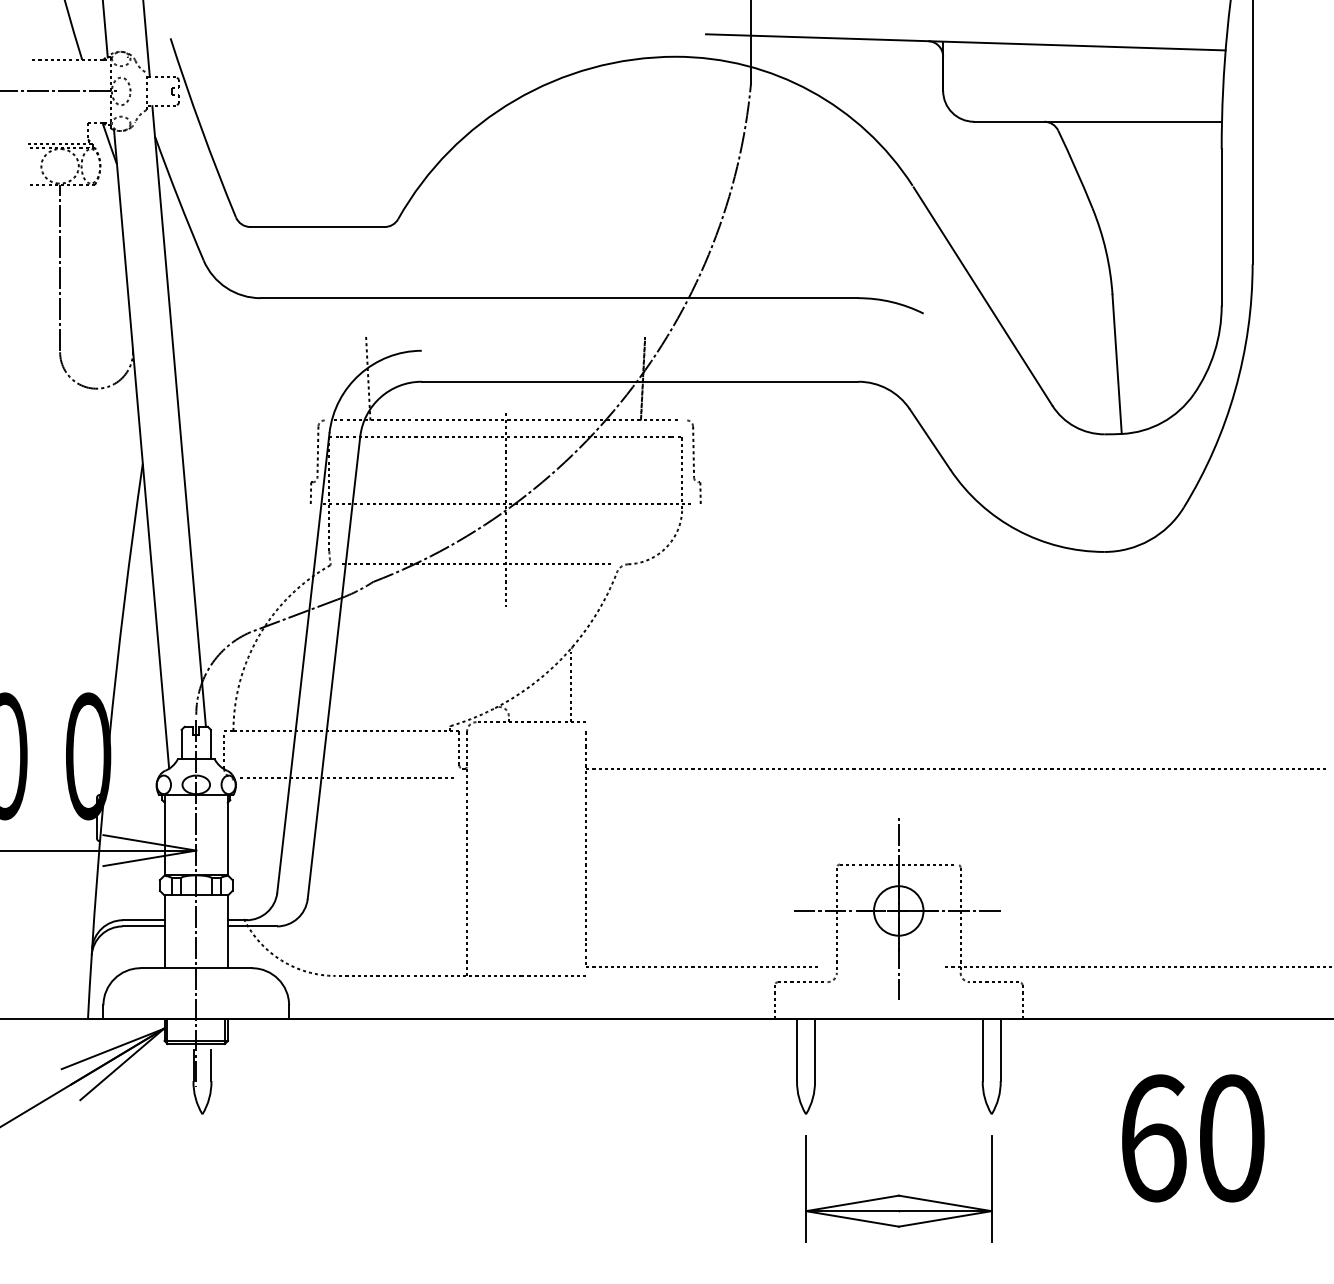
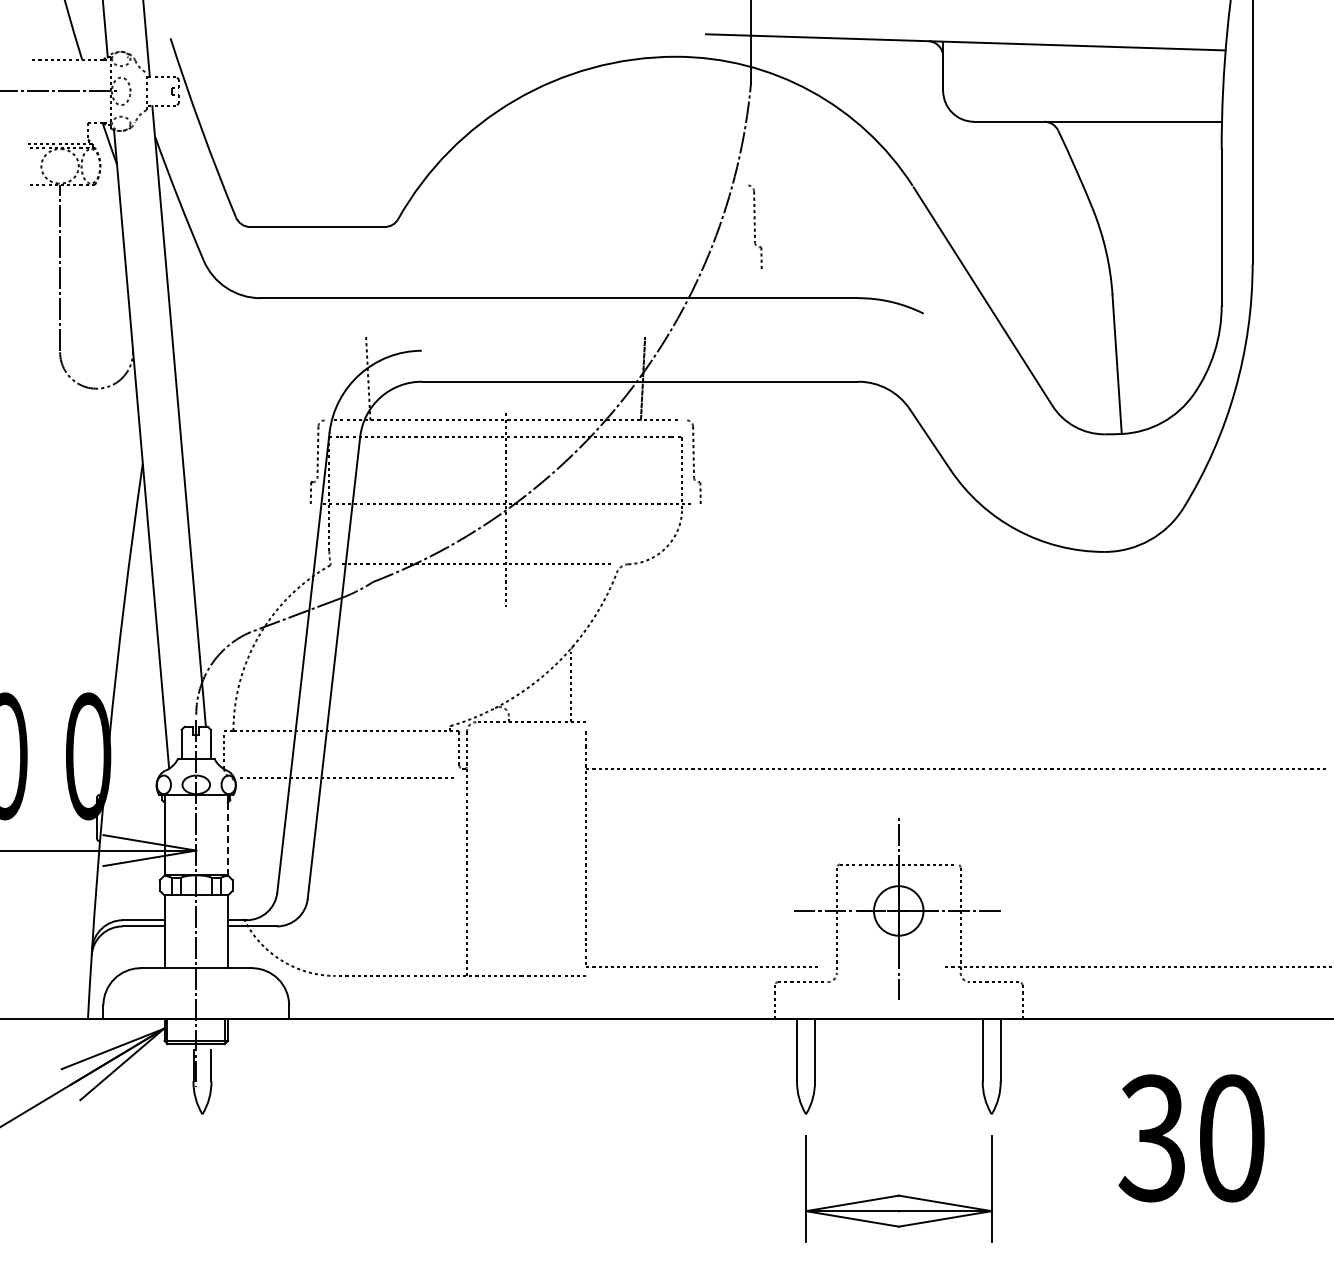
part: none -> present (755, 226)
line: solid -> dashed (227, 839)
text: 60 -> 30 (1152, 1138)
